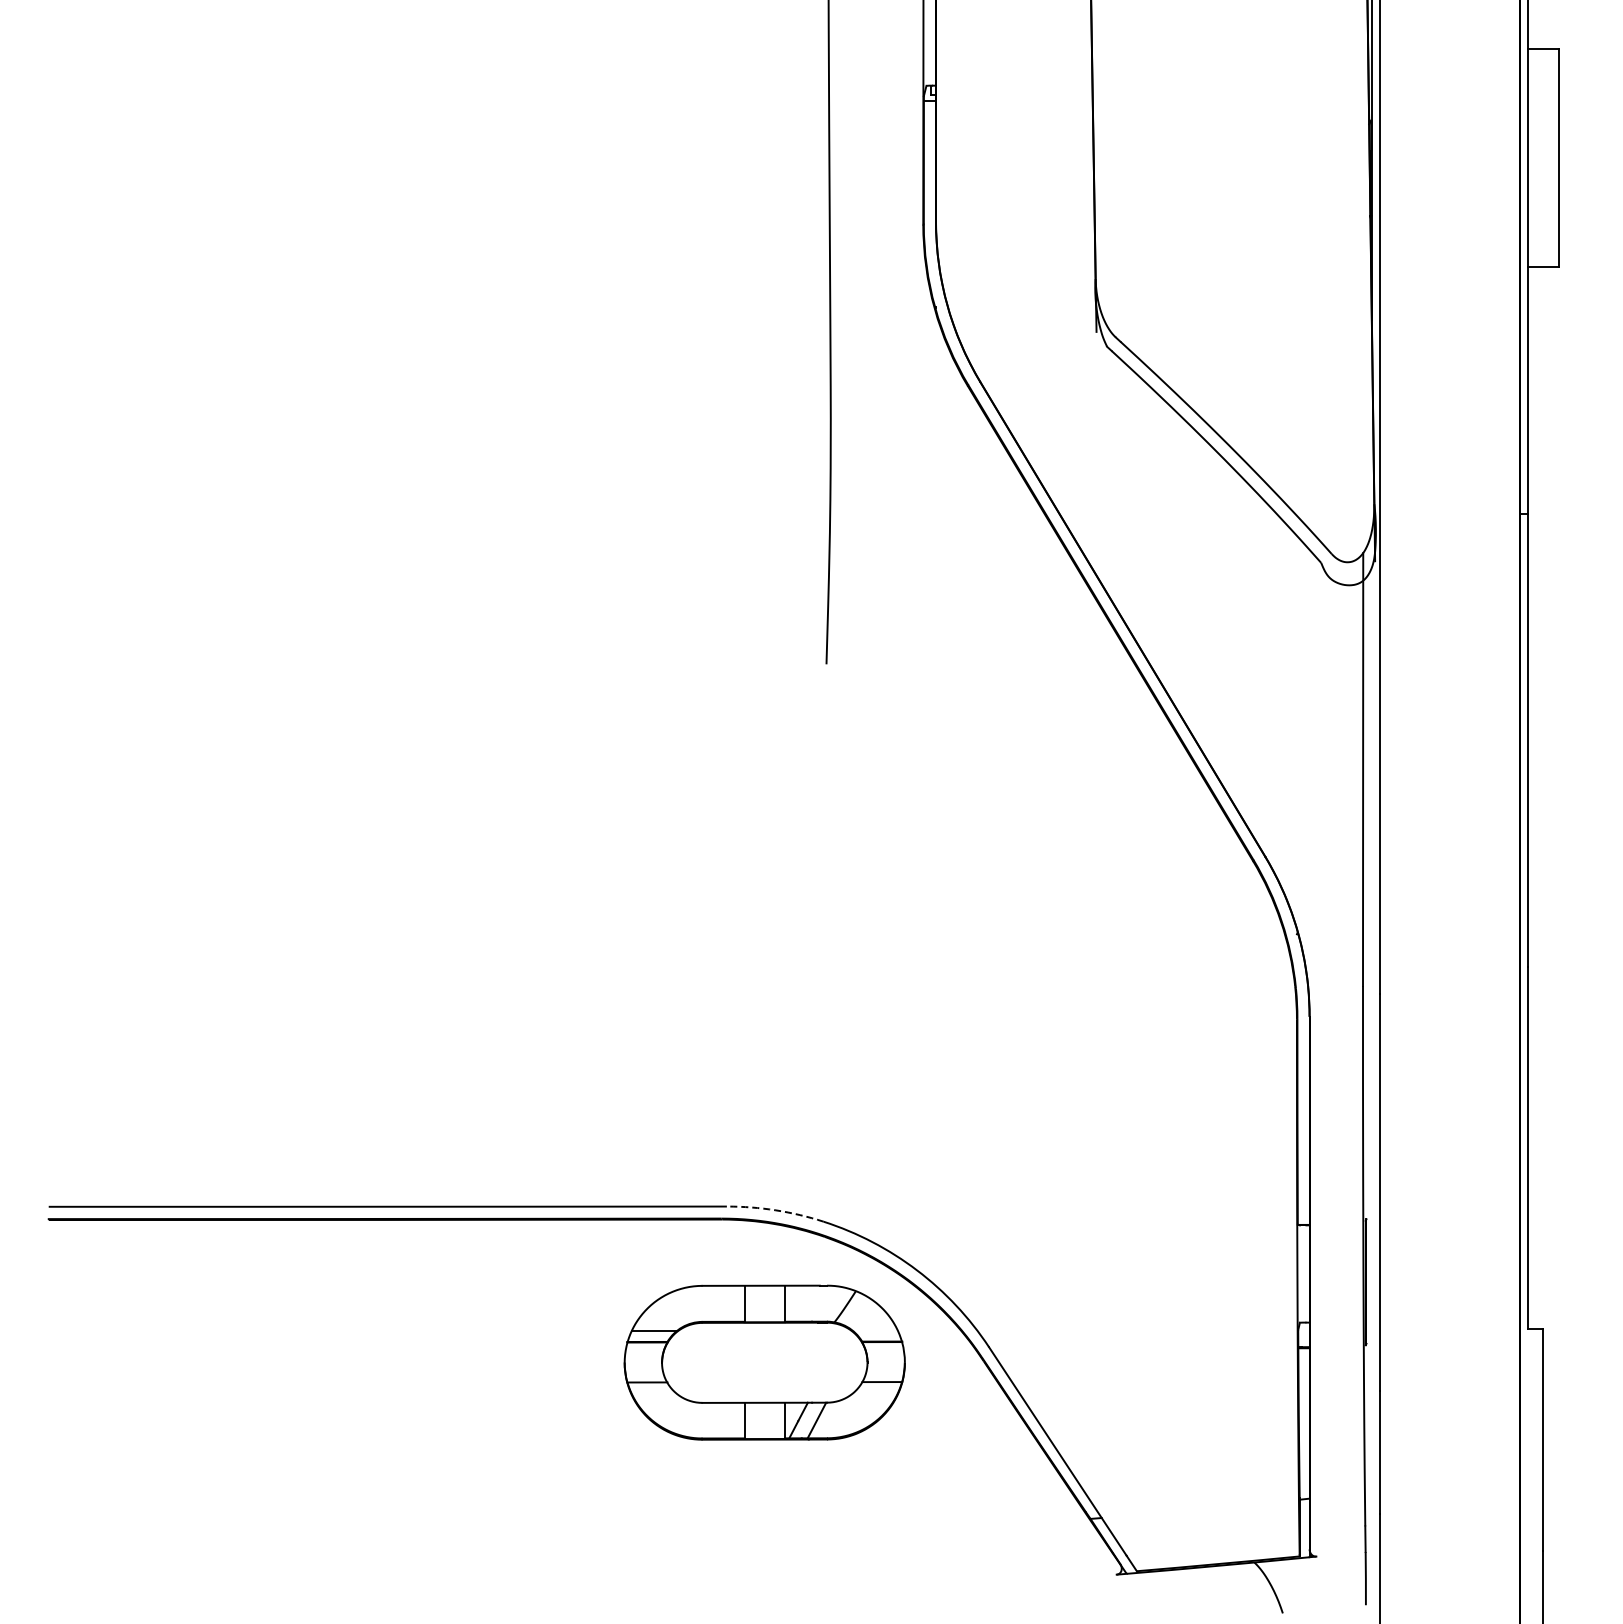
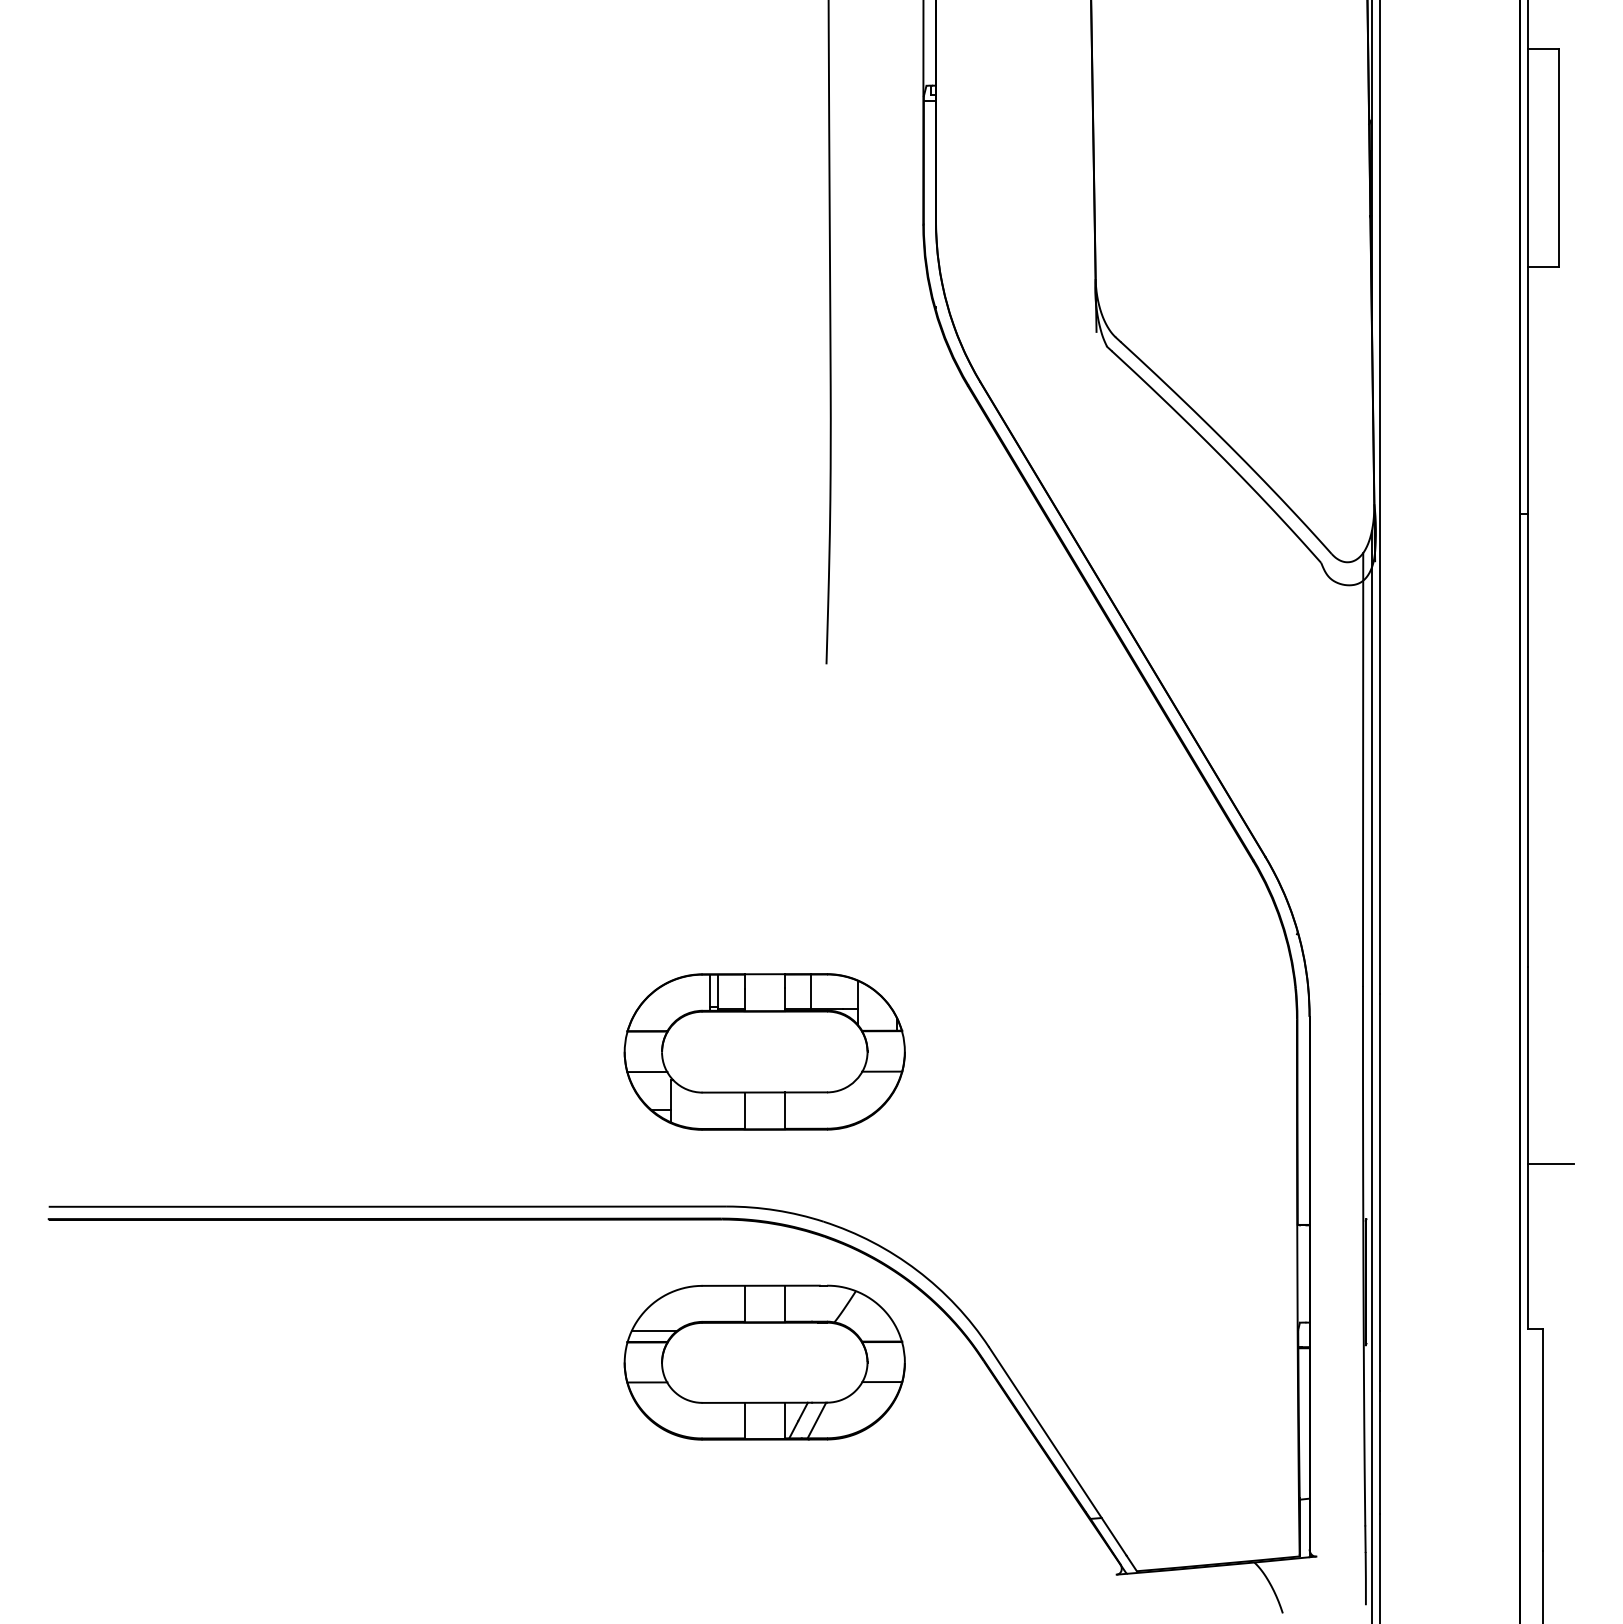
part: none -> present (764, 1051)
line: none -> present (1371, 1075)
line: none -> present (1550, 1164)
arc: dashed -> solid (775, 1210)
